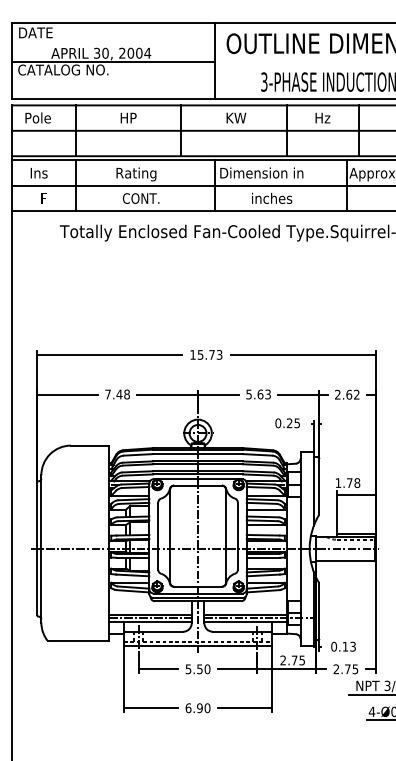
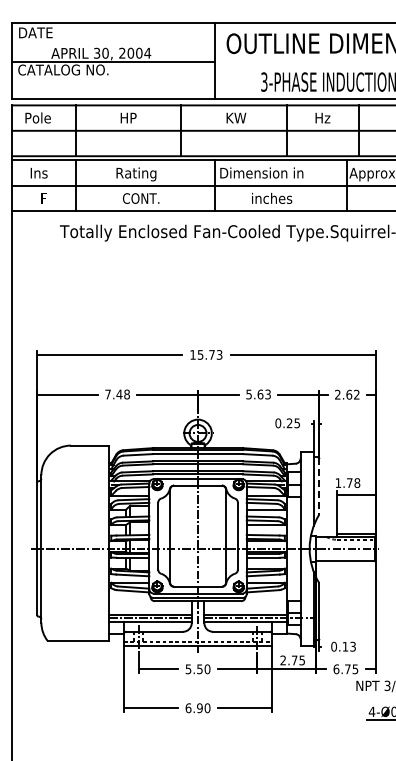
line: solid -> dashed (319, 487)
text: 2.75 -> 6.75 (336, 669)
line: present -> none (370, 694)
